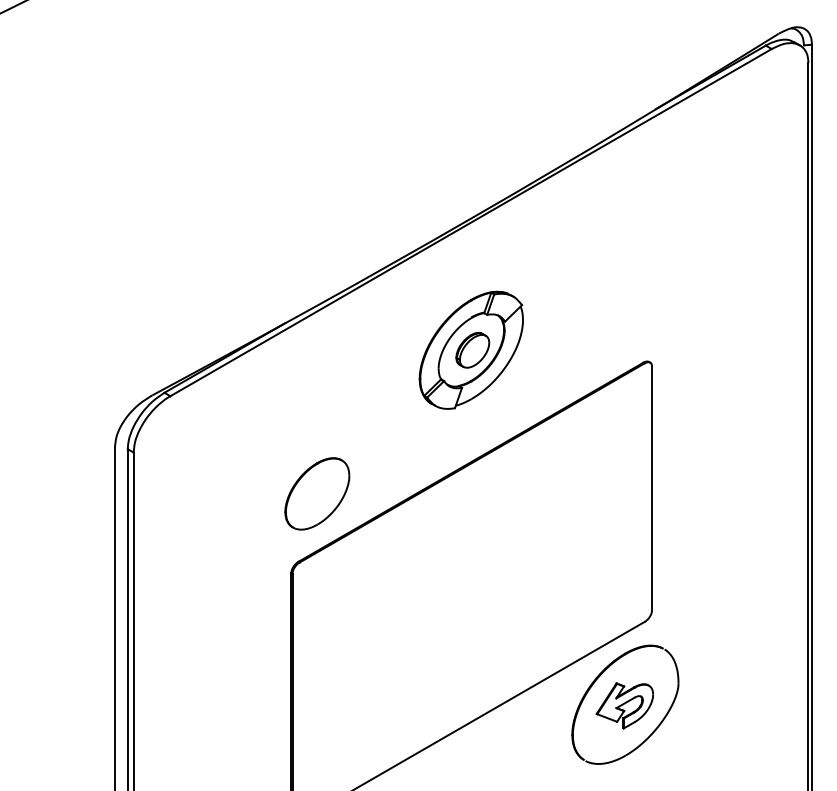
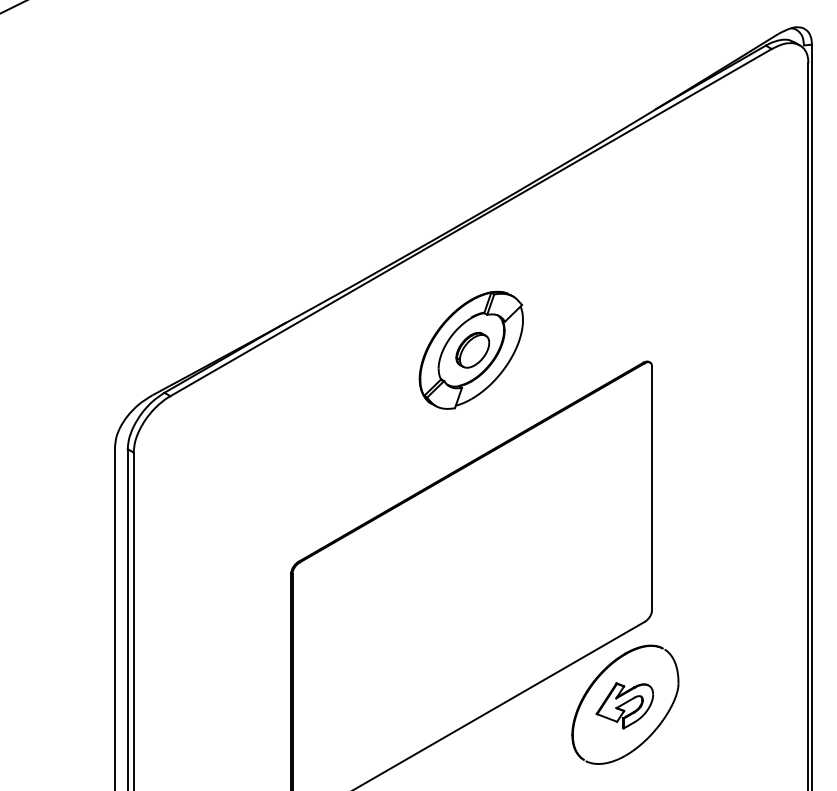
part: present -> none (317, 493)
